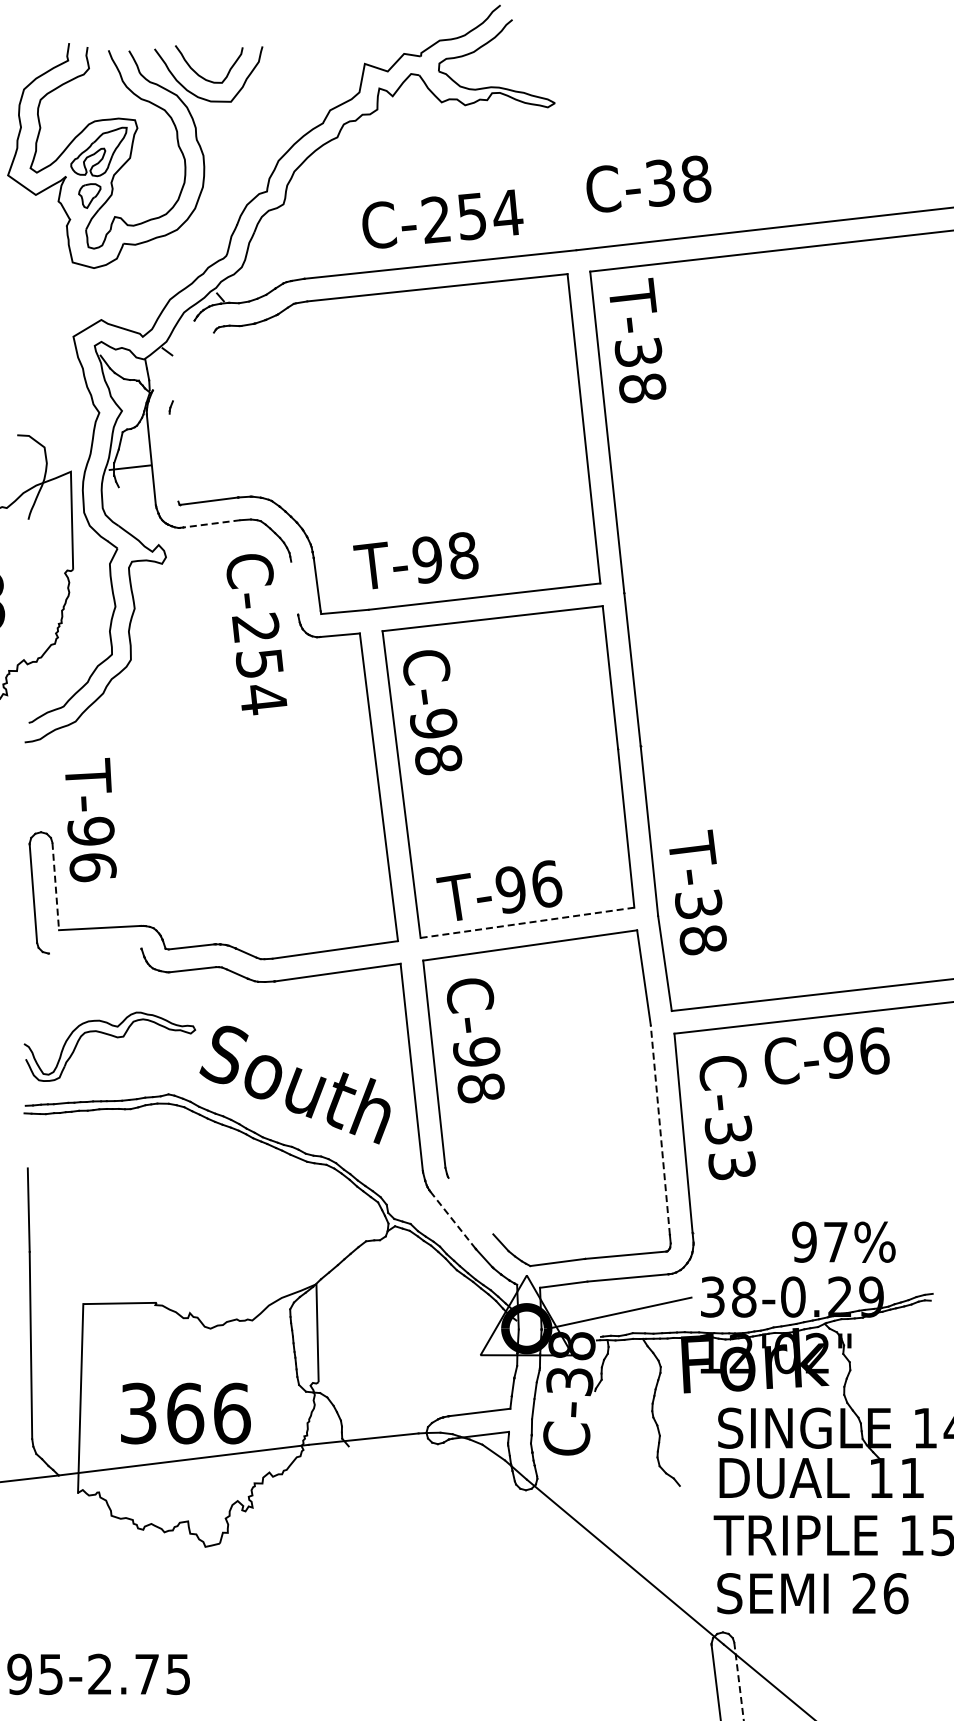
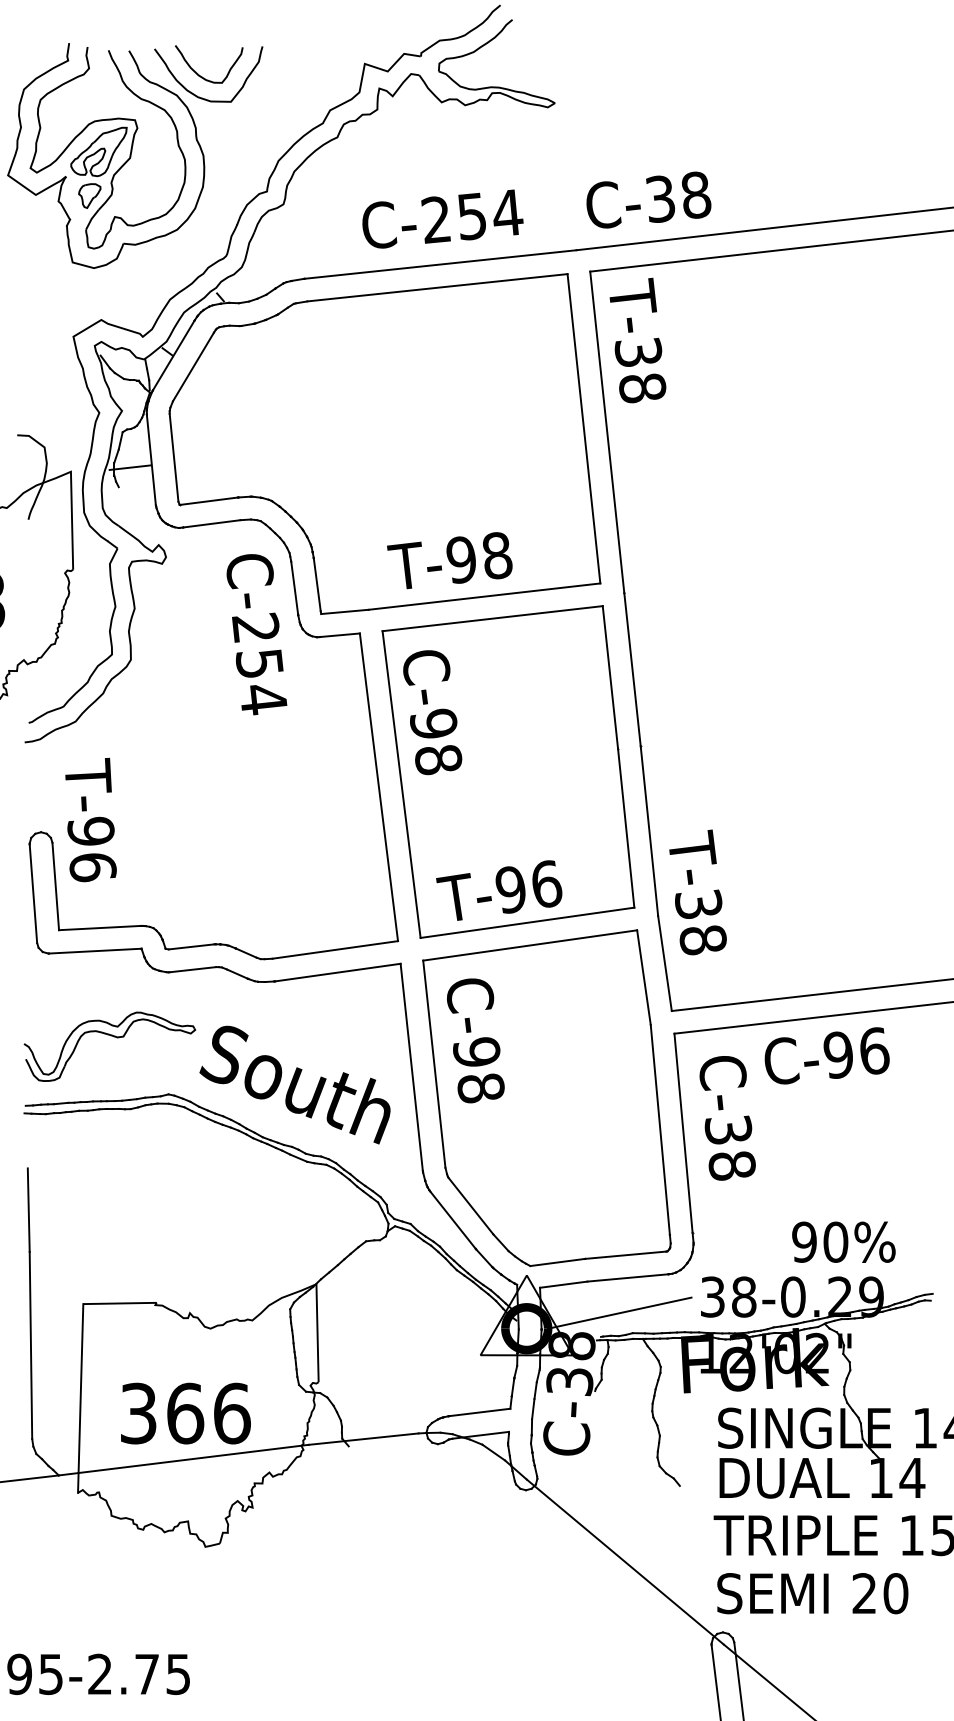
text position: (648, 183) -> (648, 199) (648, 199)
line: none -> present (173, 355)
line: none -> present (192, 366)
line: none -> present (173, 457)
line: dashed -> solid (211, 523)
text position: (415, 560) -> (449, 560) (449, 560)
line: none -> present (294, 587)
line: dashed -> solid (55, 886)
line: dashed -> solid (527, 922)
line: none -> present (95, 950)
line: dashed -> solid (660, 1129)
text: C-33 -> C-38 (731, 1165)
line: none -> present (470, 1205)
line: dashed -> solid (452, 1220)
text: 97% -> 90% (835, 1241)
text: 11 -> 14 (912, 1477)
text: 26 -> 20 (895, 1593)
line: dashed -> solid (739, 1682)
